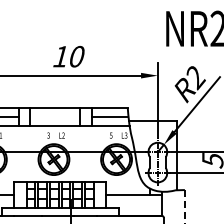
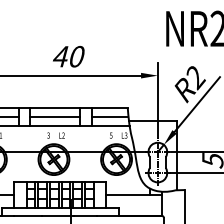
text: 10 -> 40 (60, 56)
line: none -> present (54, 116)
line: dashed -> solid (184, 207)
